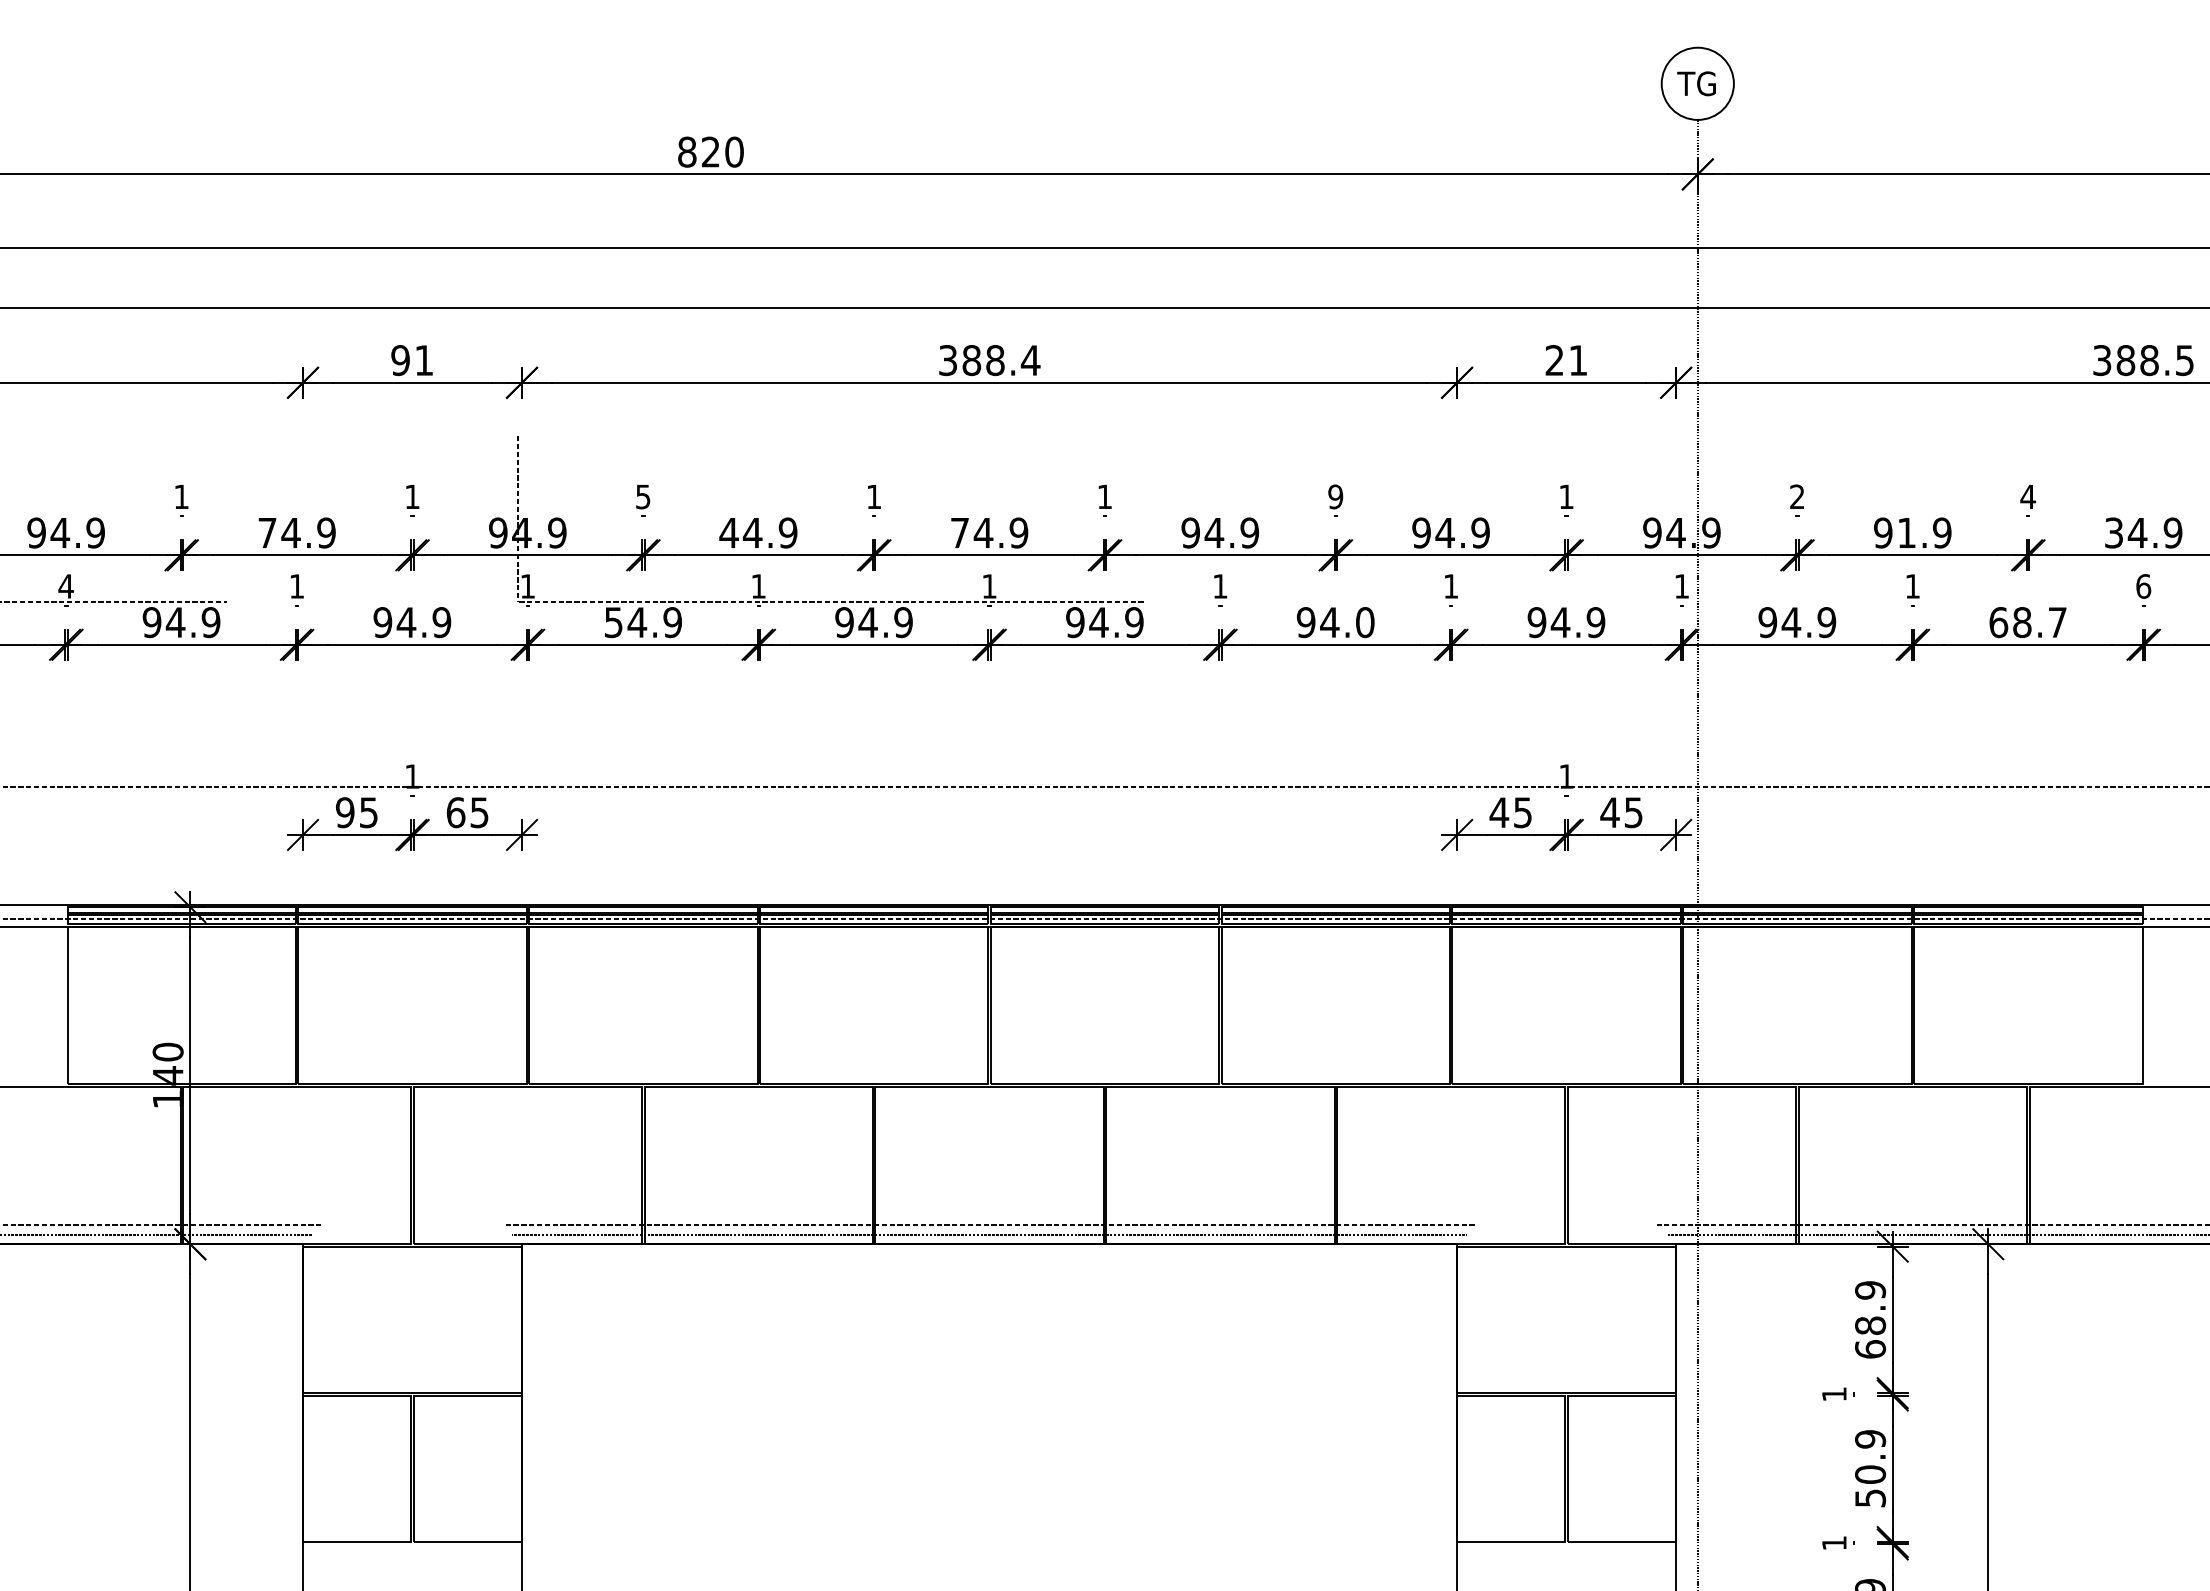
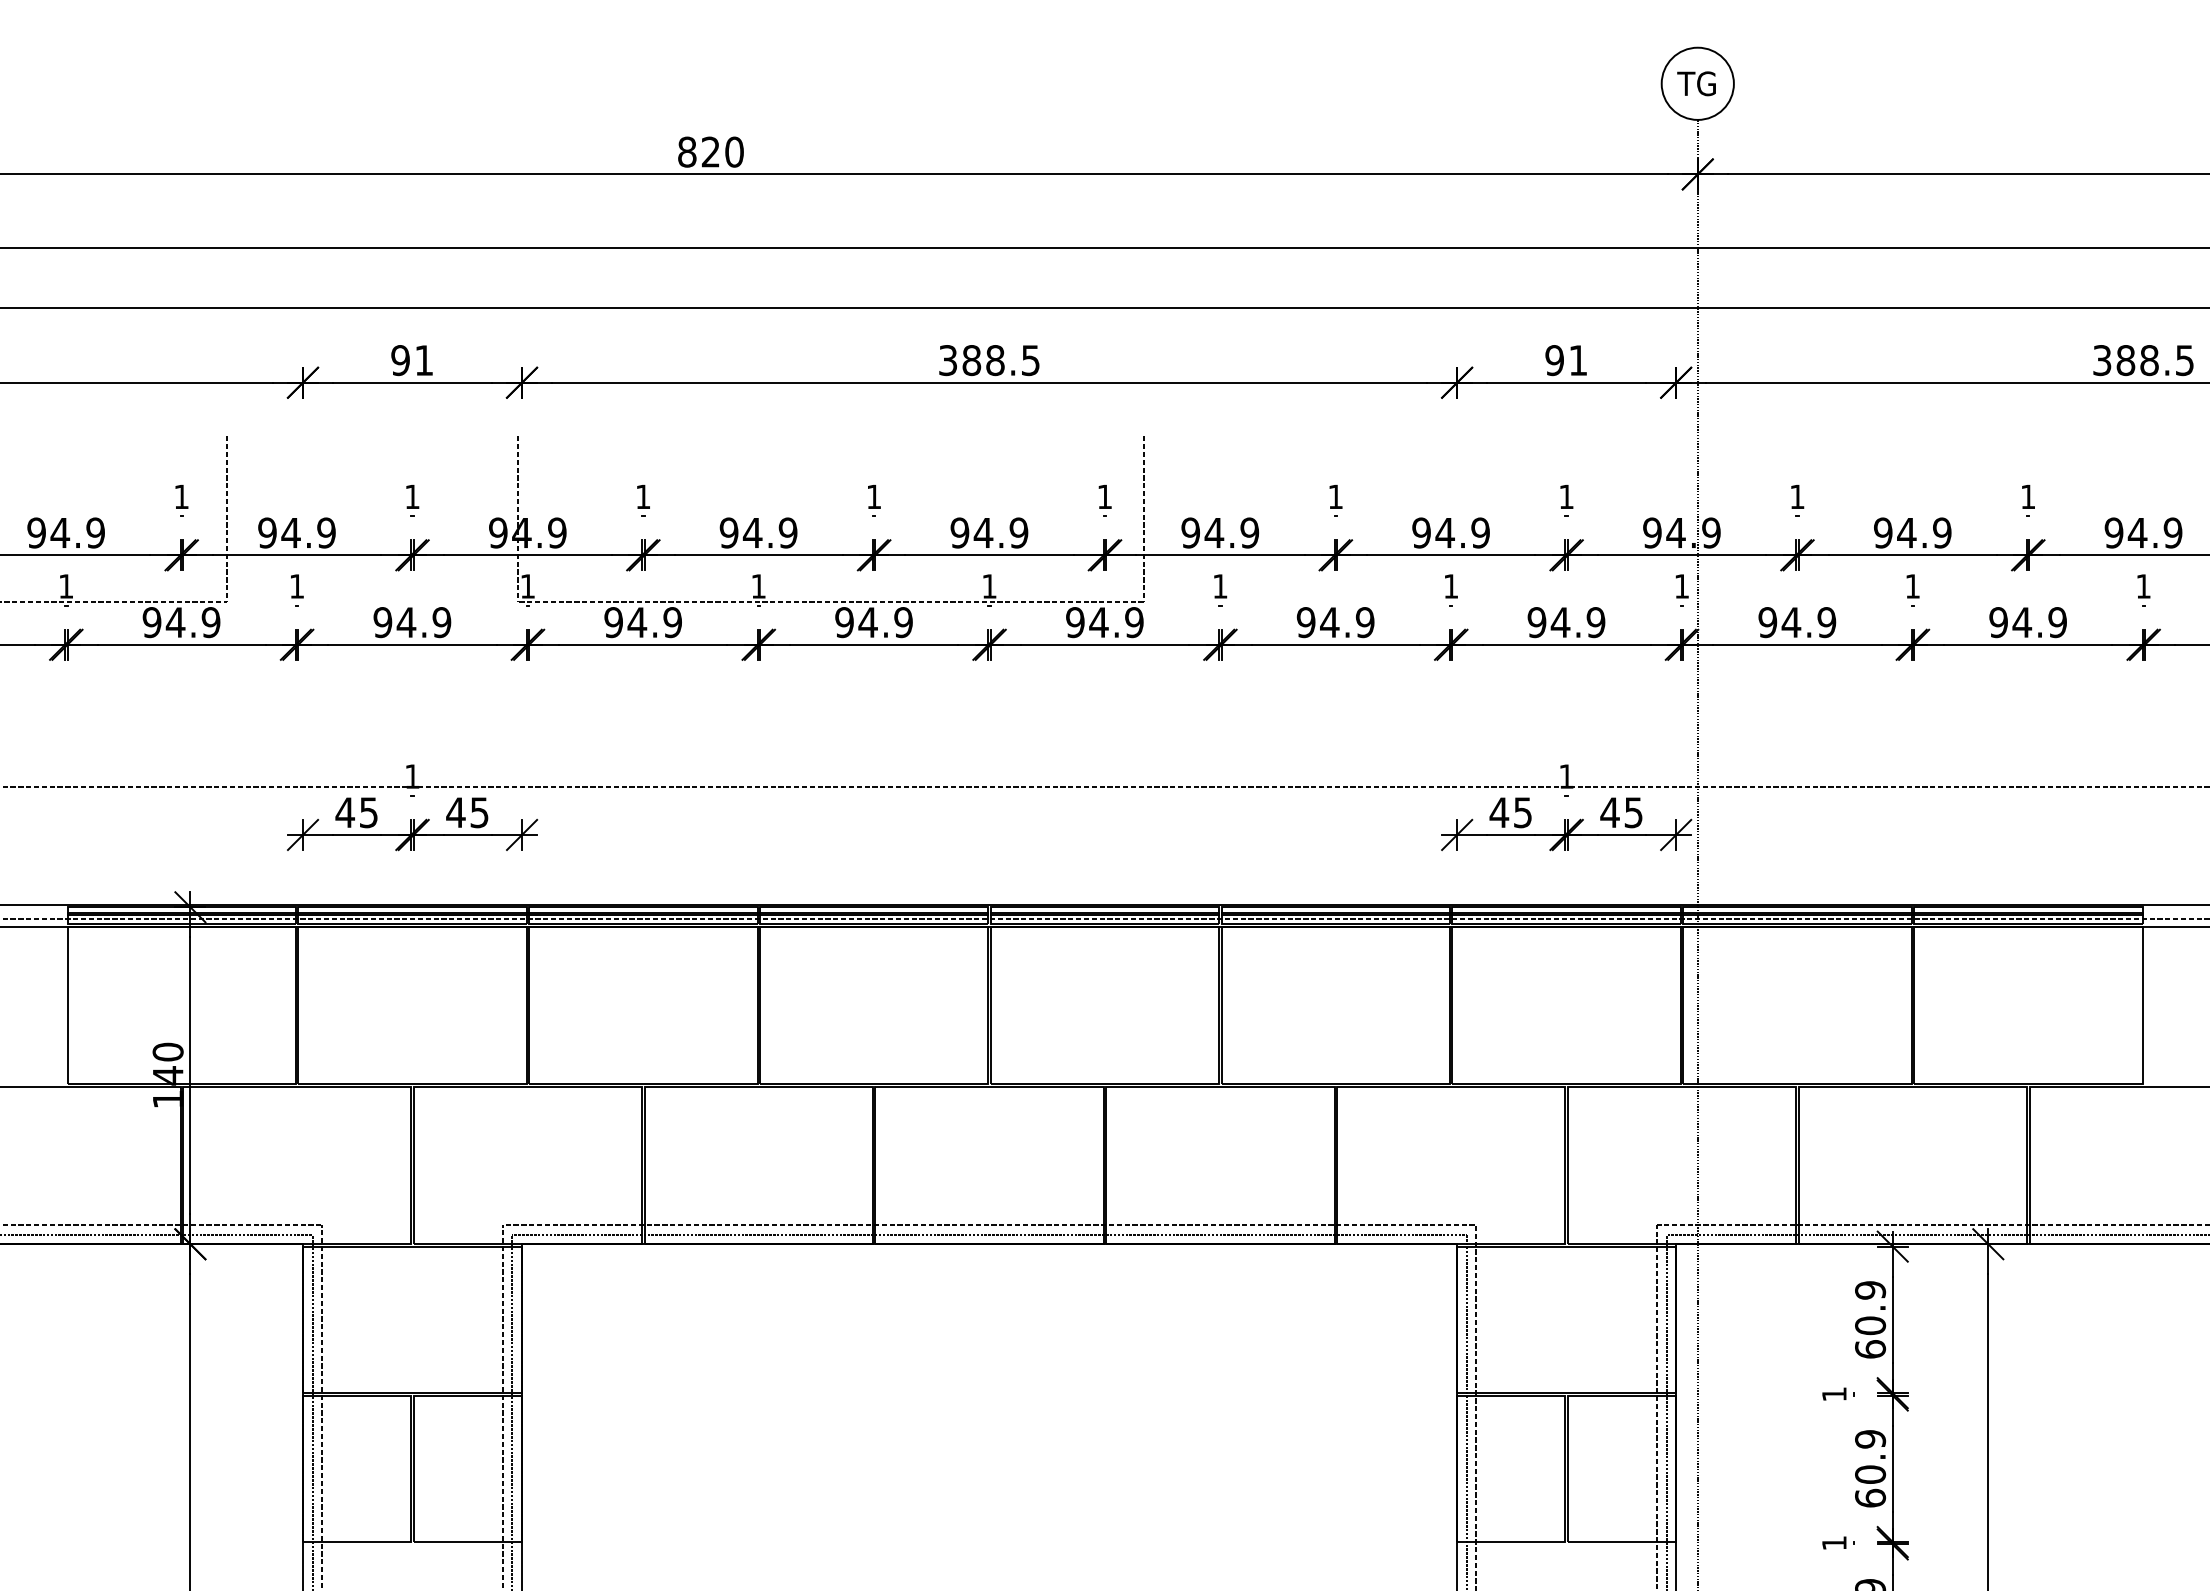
text: 388.4 -> 388.5 (1030, 360)
text: 21 -> 91 (1554, 360)
text: 5 -> 1 (643, 496)
text: 9 -> 1 (1335, 496)
text: 2 -> 1 (1797, 496)
text: 4 -> 1 (2027, 496)
line: none -> present (227, 518)
line: none -> present (1144, 518)
text: 74.9 -> 94.9 (267, 532)
text: 44.9 -> 94.9 (728, 532)
text: 74.9 -> 94.9 (959, 532)
text: 91.9 -> 94.9 (1906, 532)
text: 34.9 -> 94.9 (2113, 532)
text: 4 -> 1 (65, 586)
text: 6 -> 1 (2143, 586)
text: 54.9 -> 94.9 (613, 622)
text: 94.0 -> 94.9 (1364, 622)
text: 68.7 -> 94.9 (2027, 622)
text: 95 -> 45 (345, 812)
text: 65 -> 45 (455, 812)
text: 68.9 -> 60.9 (1870, 1325)
line: none -> present (322, 1405)
line: none -> present (502, 1405)
line: none -> present (1476, 1405)
line: none -> present (1656, 1405)
line: none -> present (312, 1410)
line: none -> present (512, 1410)
line: none -> present (1466, 1410)
line: none -> present (1666, 1410)
text: 50.9 -> 60.9 (1870, 1497)
